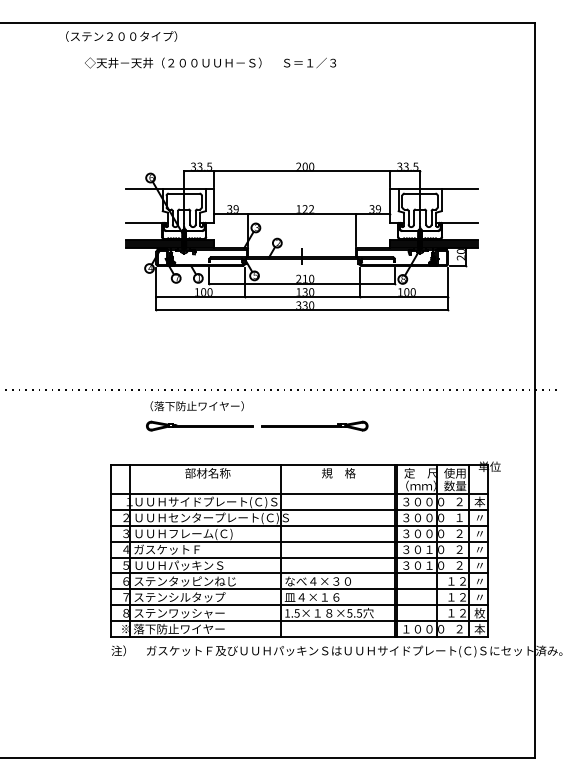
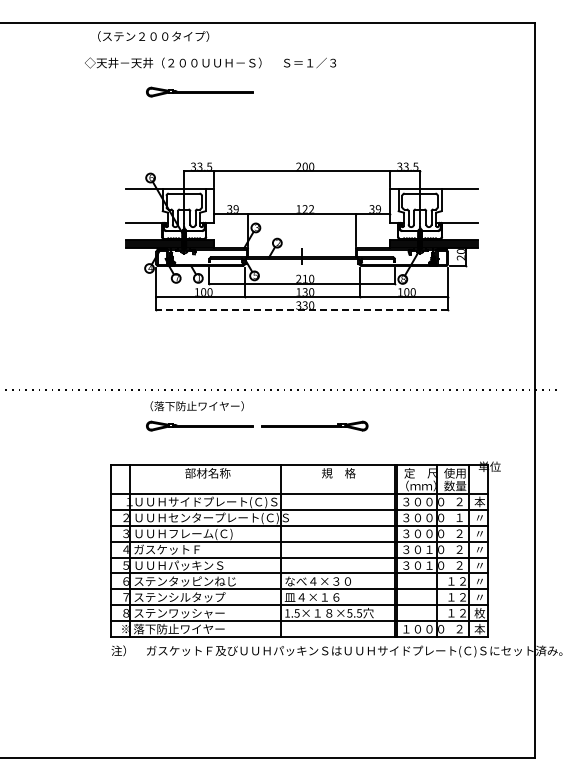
text position: (121, 36) -> (153, 36) (153, 36)
part: none -> present (199, 91)
line: solid -> dashed (302, 310)
